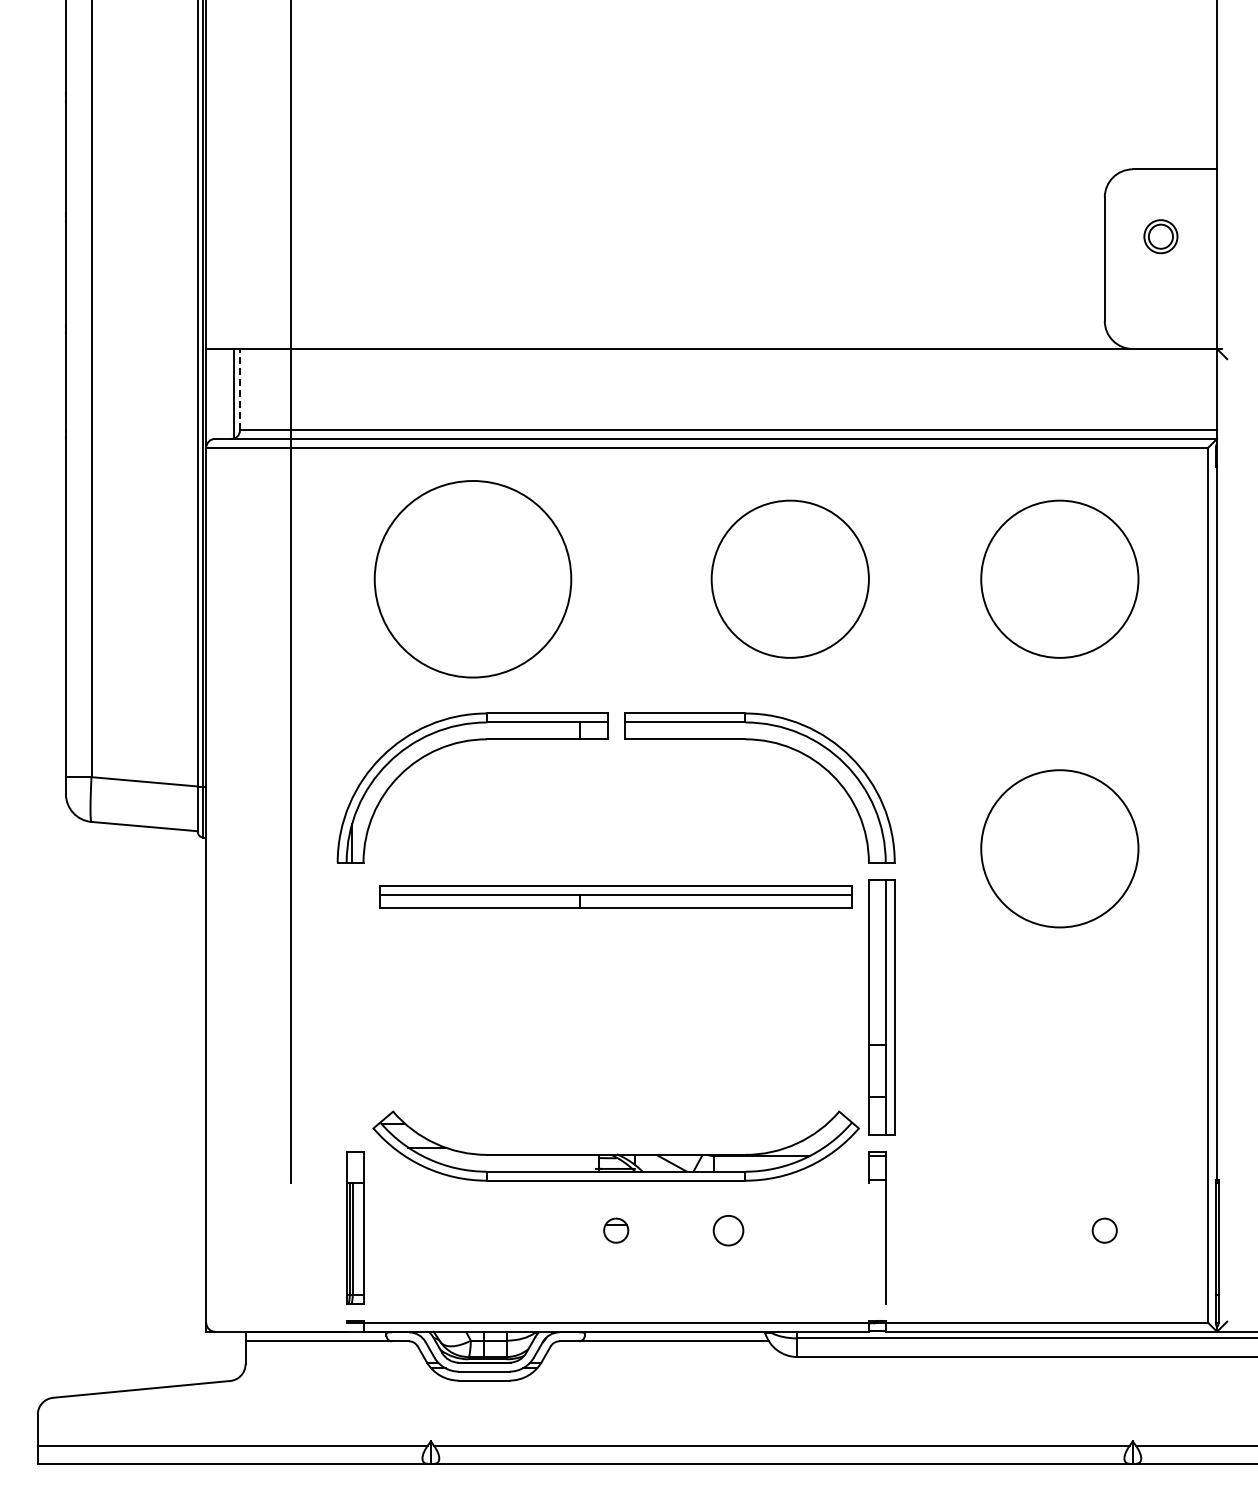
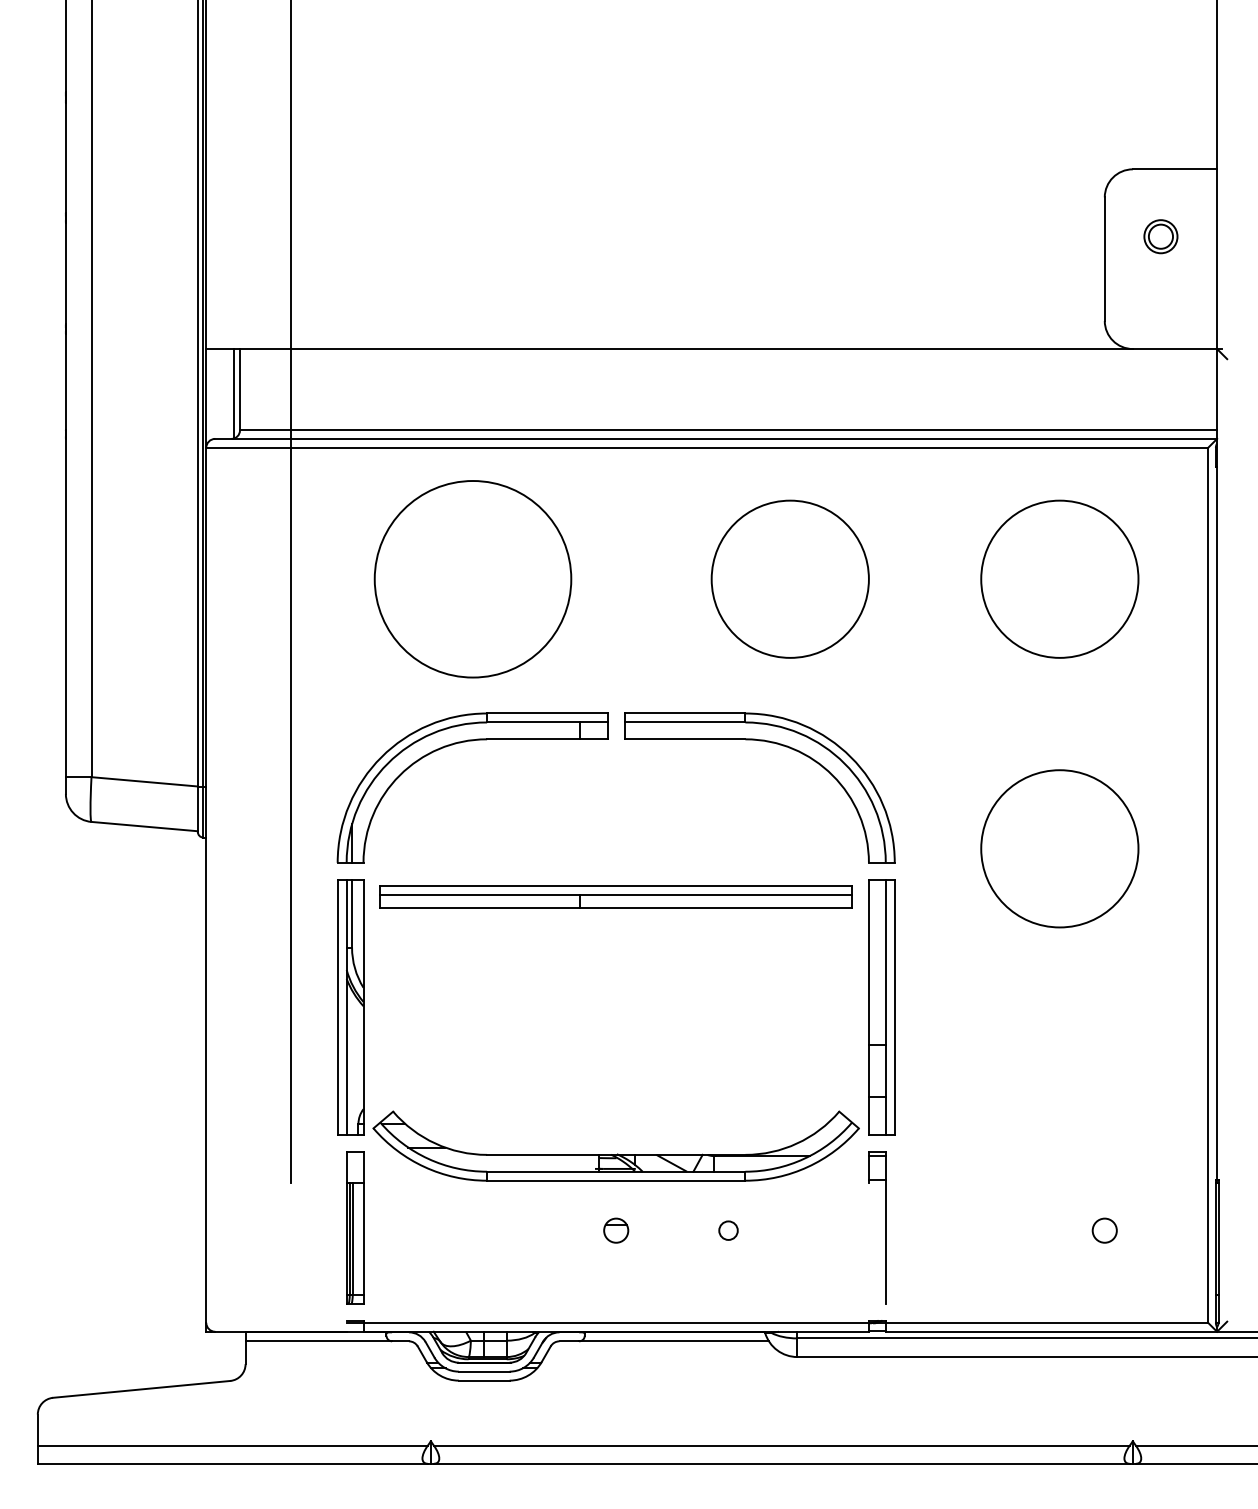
line: dashed -> solid (239, 389)
part: none -> present (350, 1007)
circle diameter: 30 px -> 19 px (728, 1230)
